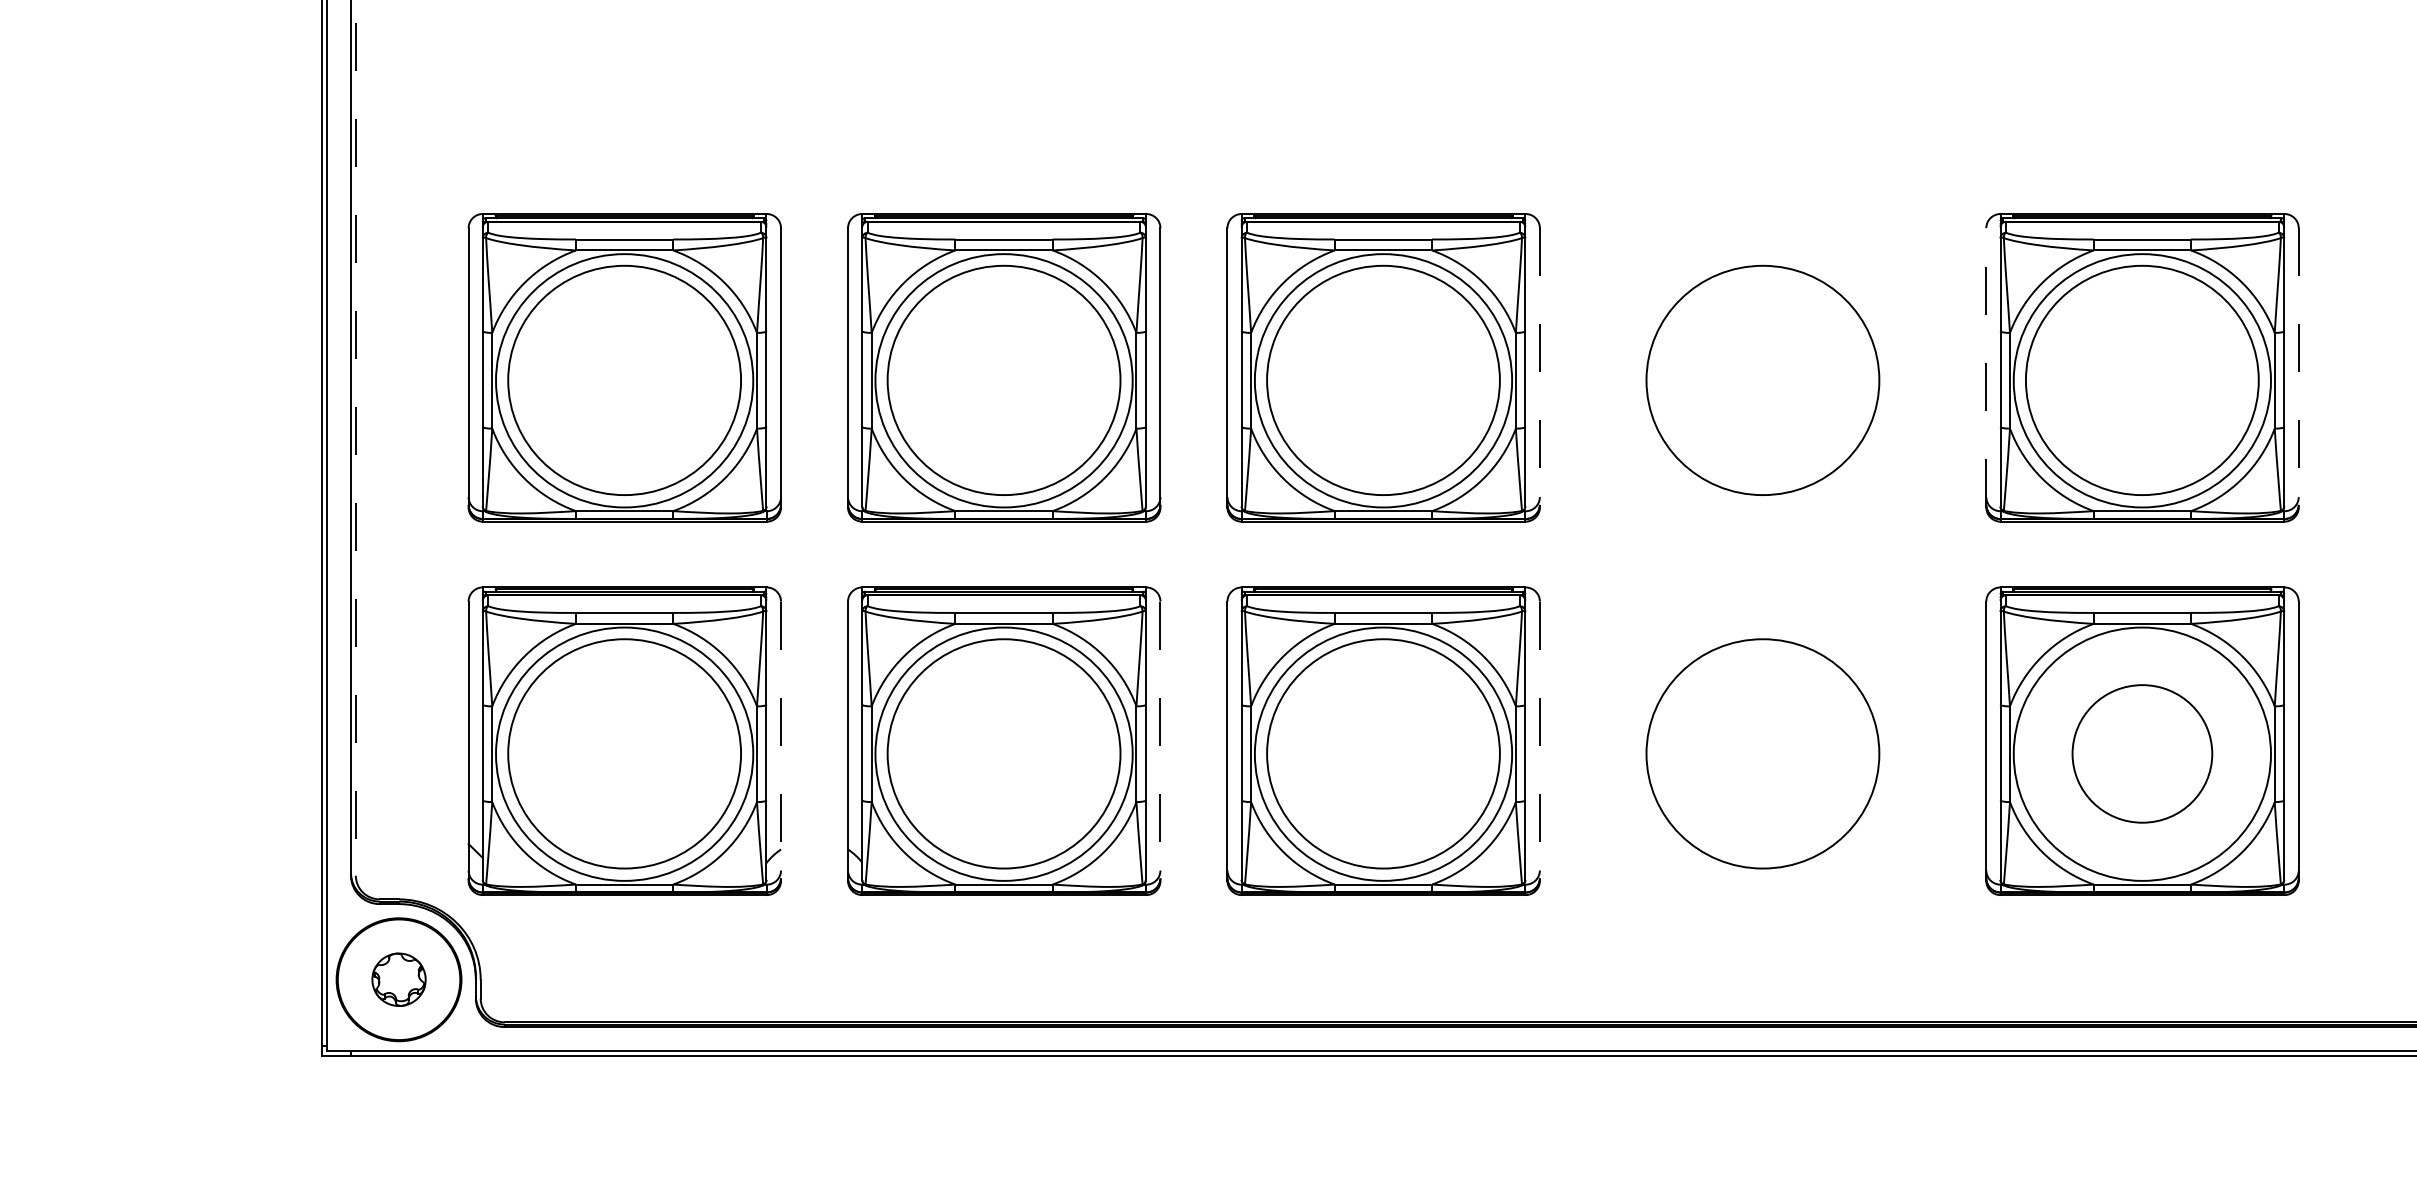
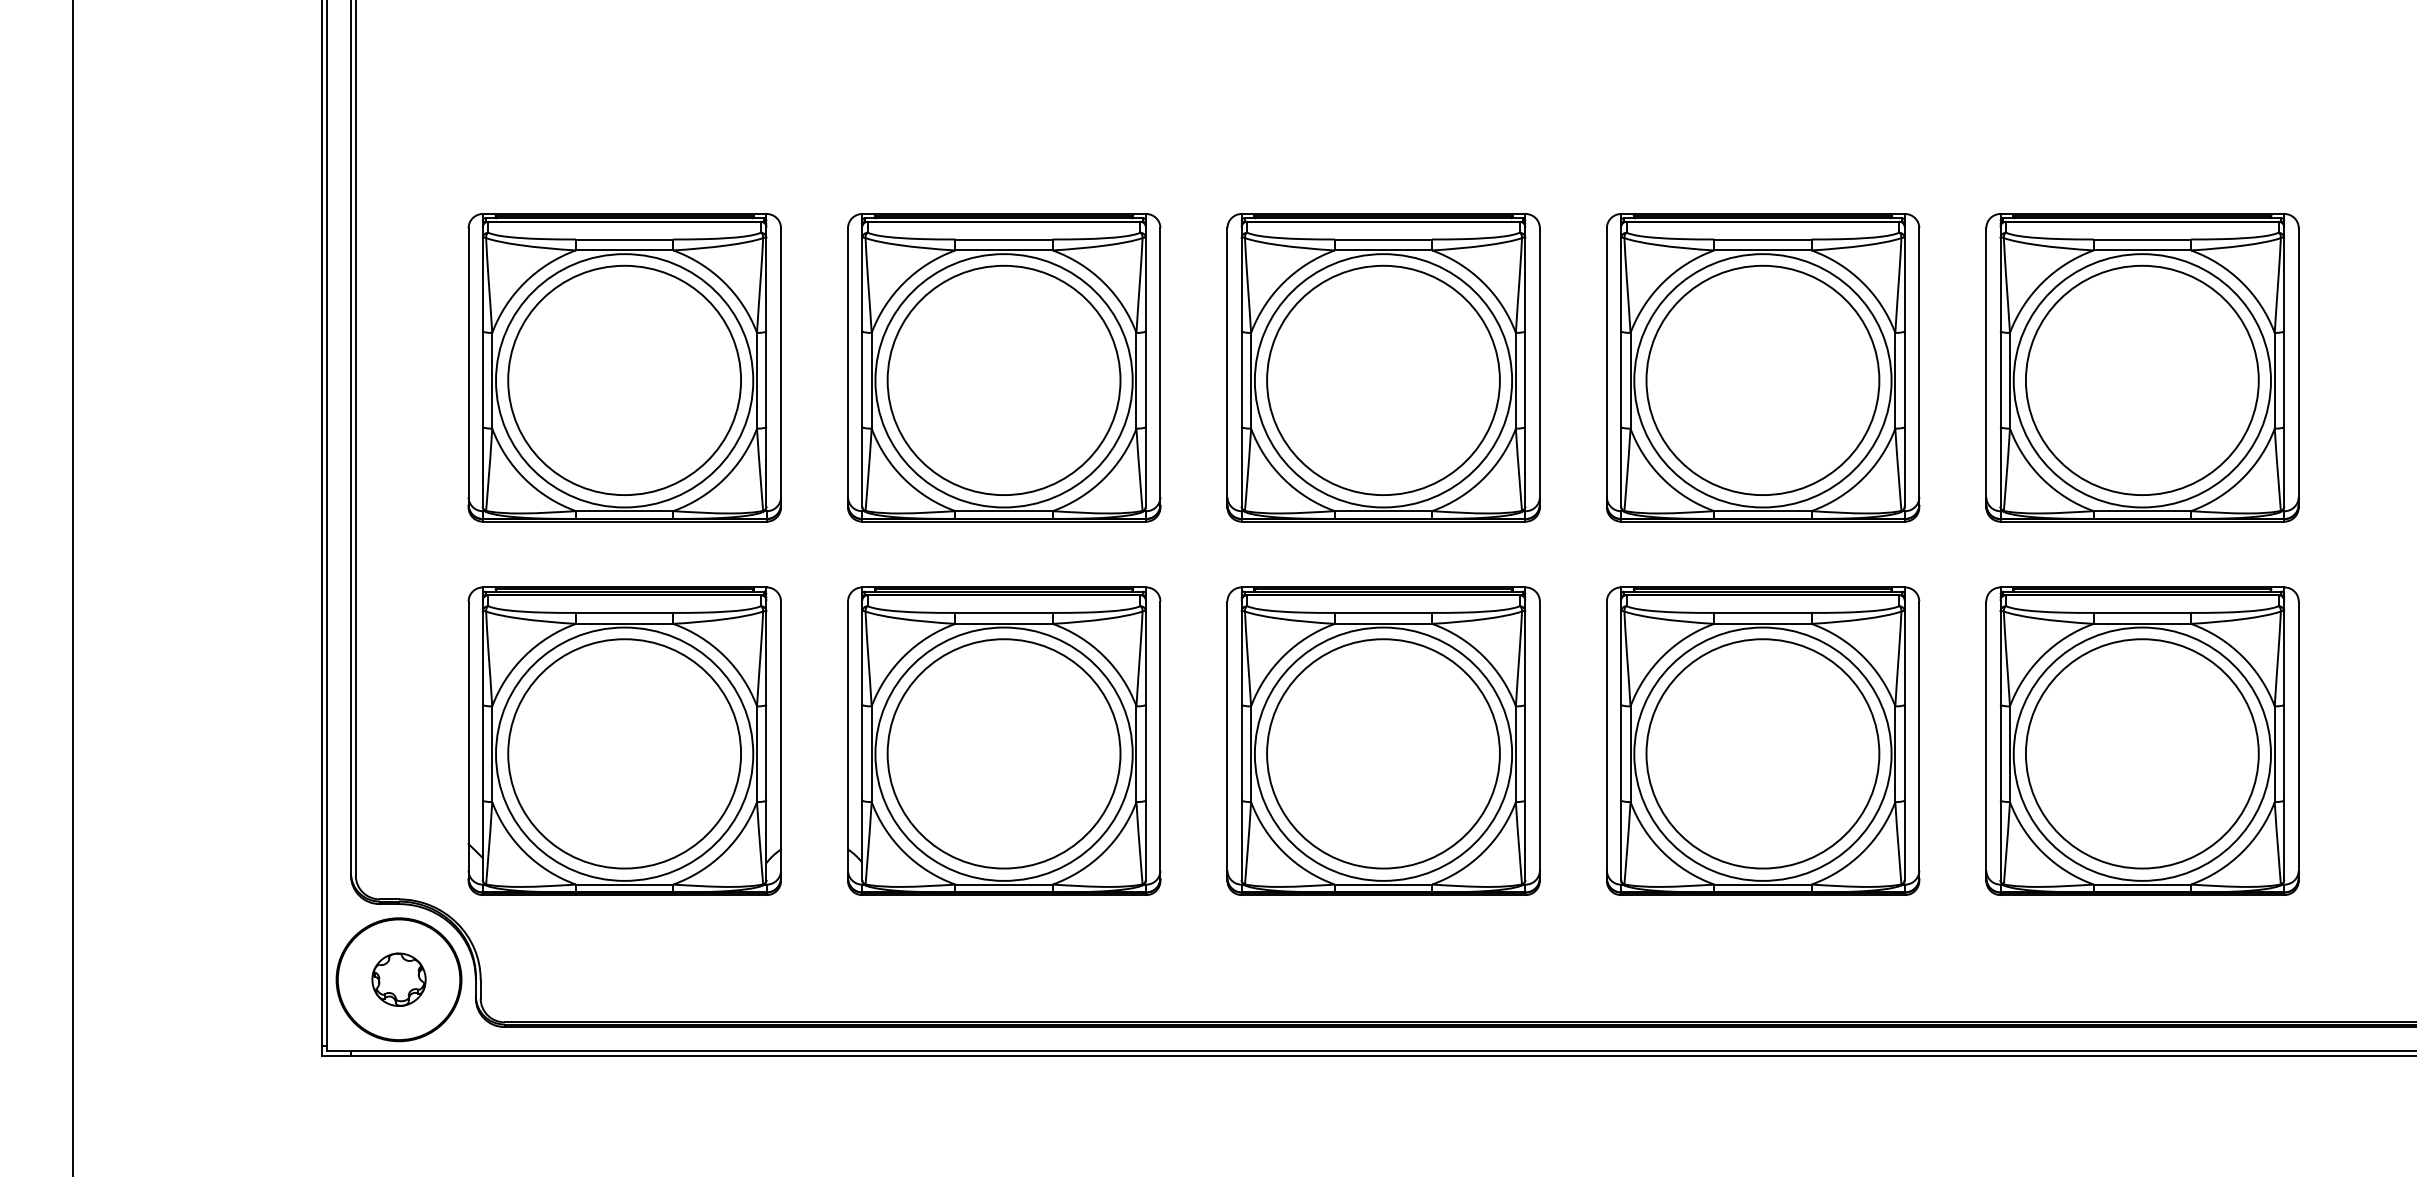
line: dashed -> solid (1539, 367)
part: none -> present (1763, 367)
line: dashed -> solid (1986, 367)
line: dashed -> solid (2298, 367)
line: dashed -> solid (355, 438)
line: none -> present (72, 587)
part: none -> present (1763, 740)
line: dashed -> solid (781, 741)
line: dashed -> solid (1160, 741)
line: dashed -> solid (1539, 741)
part size: 143x140 px -> 235x232 px (2142, 753)
